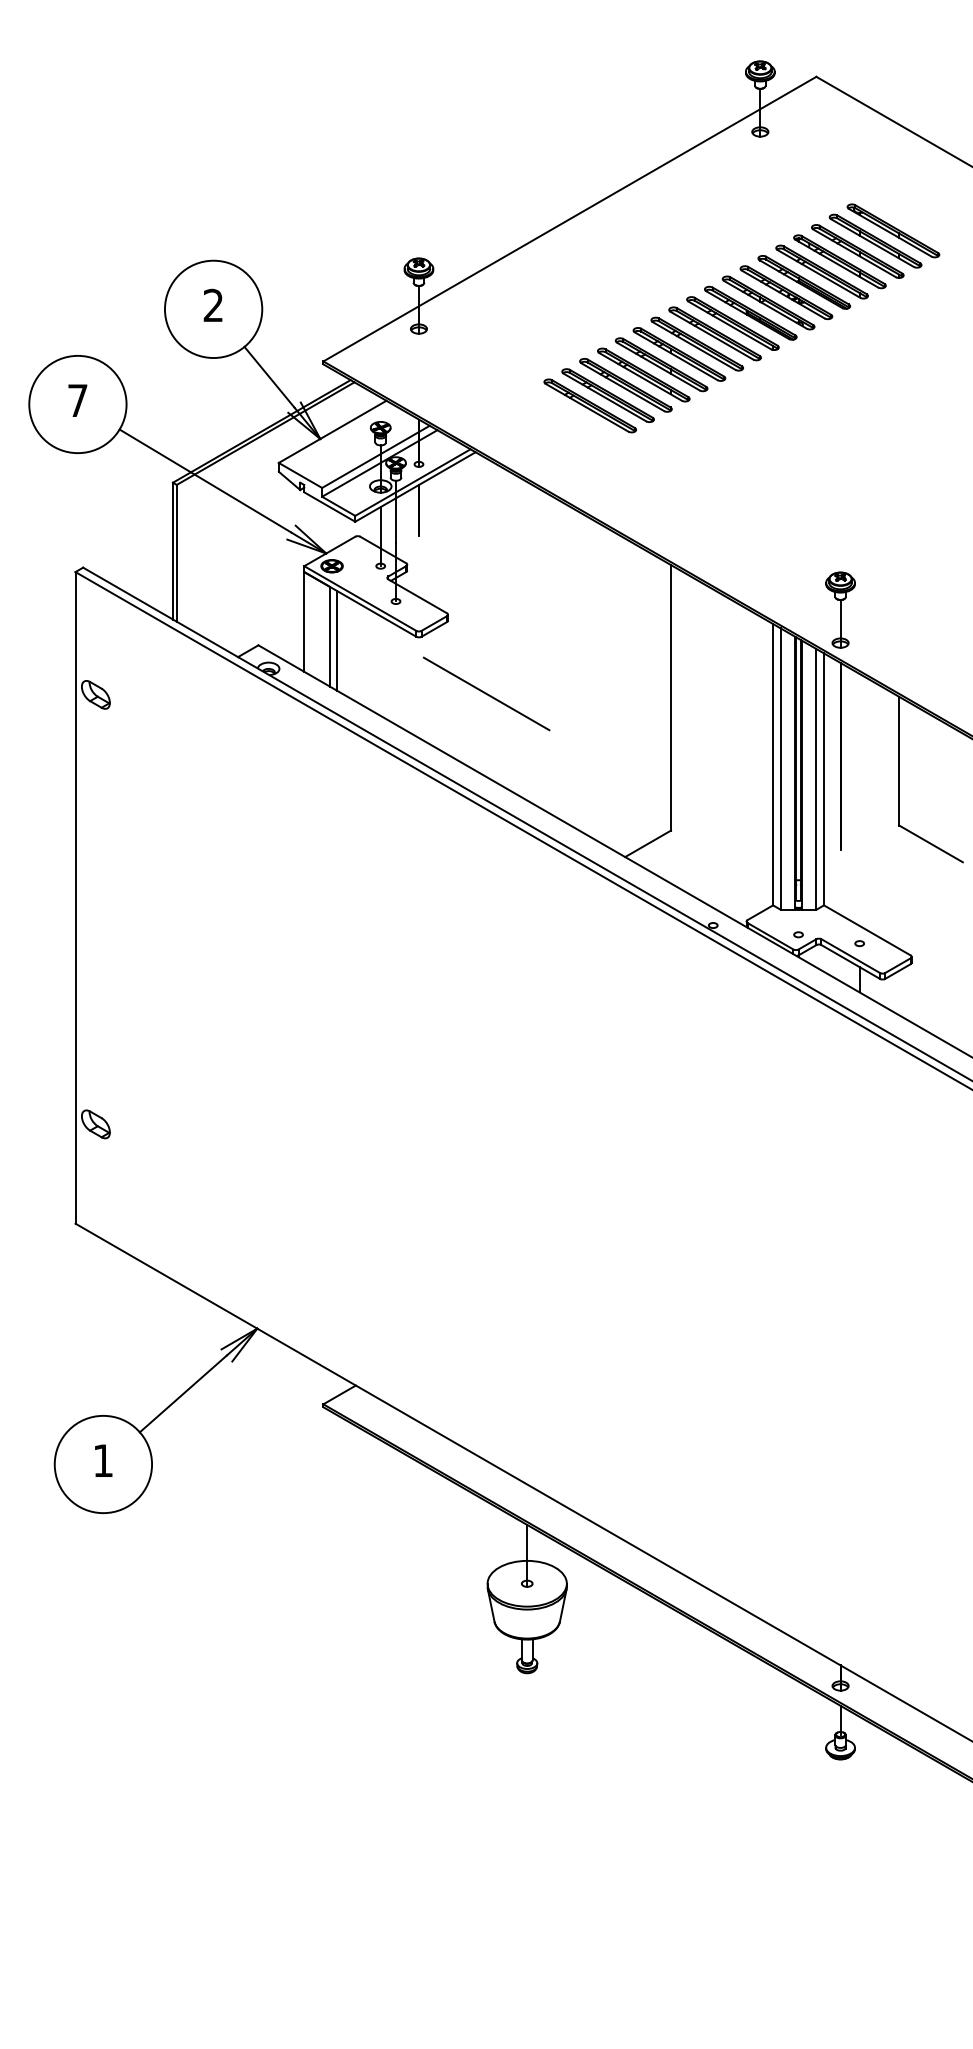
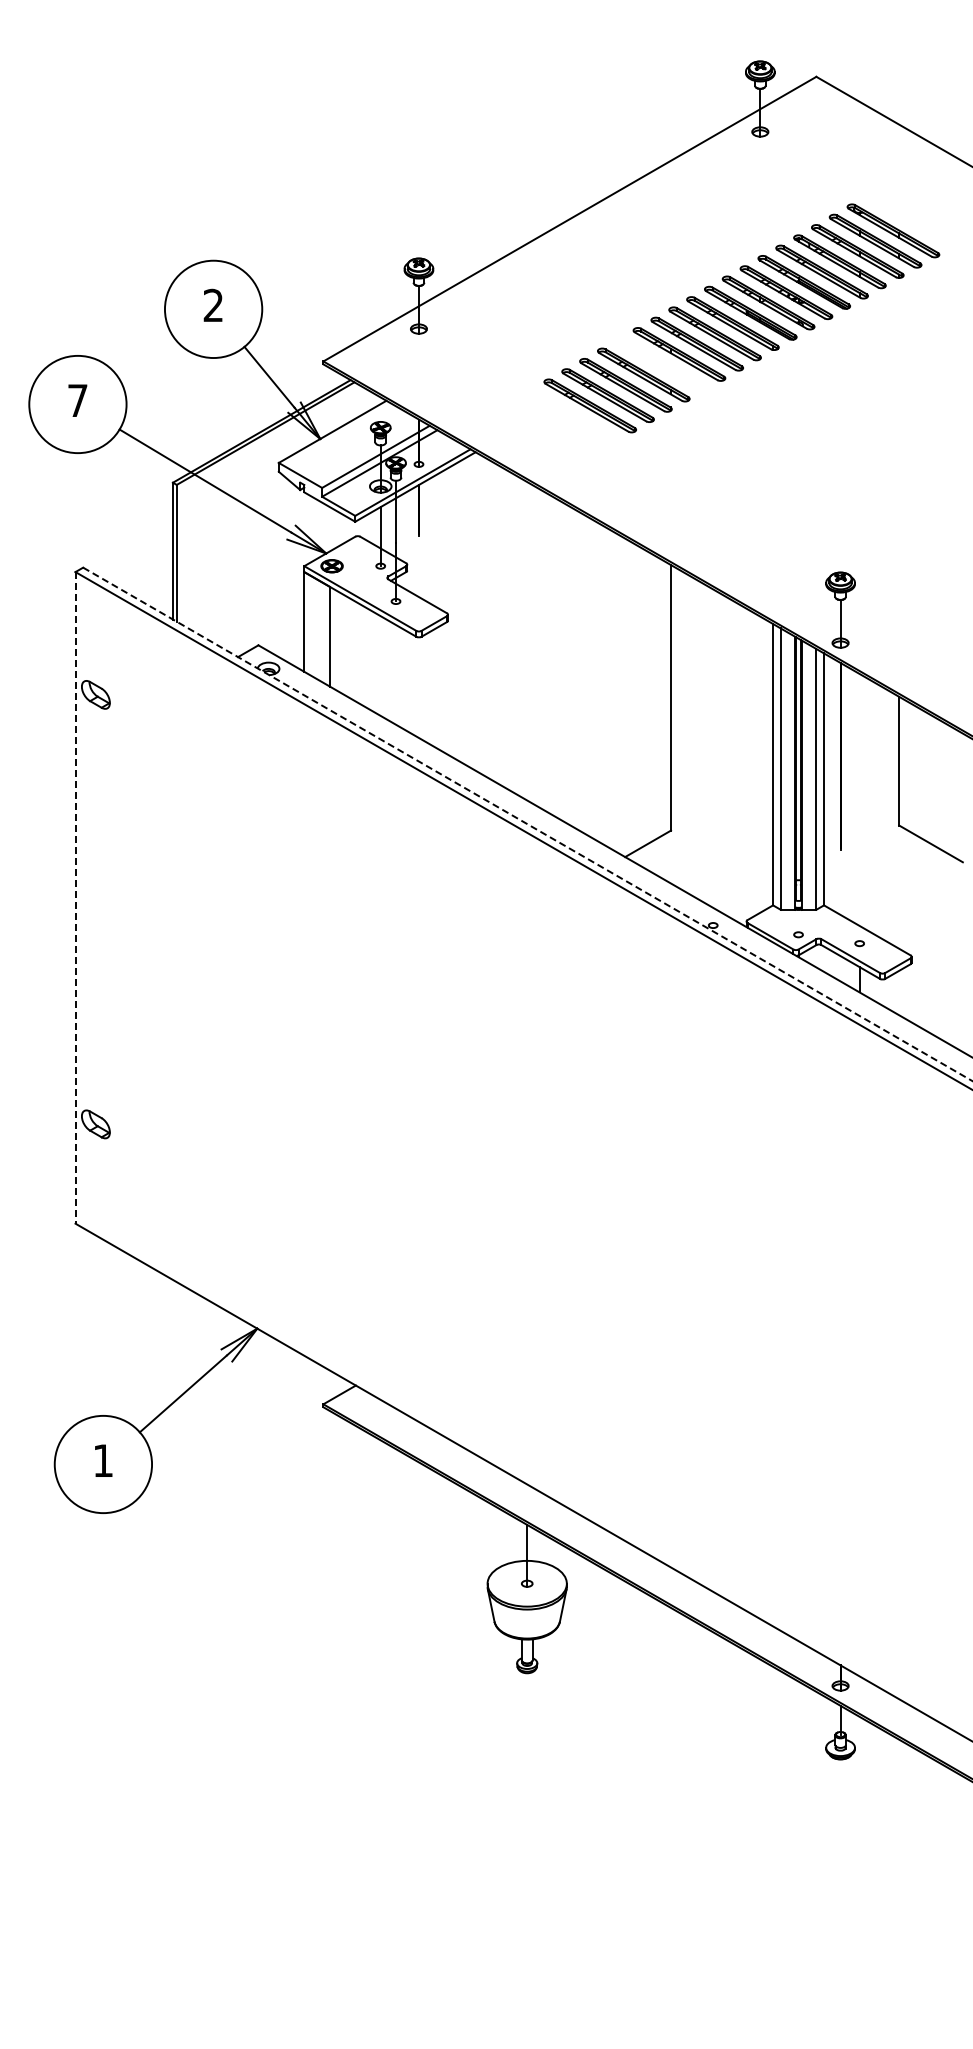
part: present -> none (661, 364)
line: present -> none (337, 640)
line: present -> none (486, 693)
line: solid -> dashed (528, 824)
line: solid -> dashed (75, 897)
